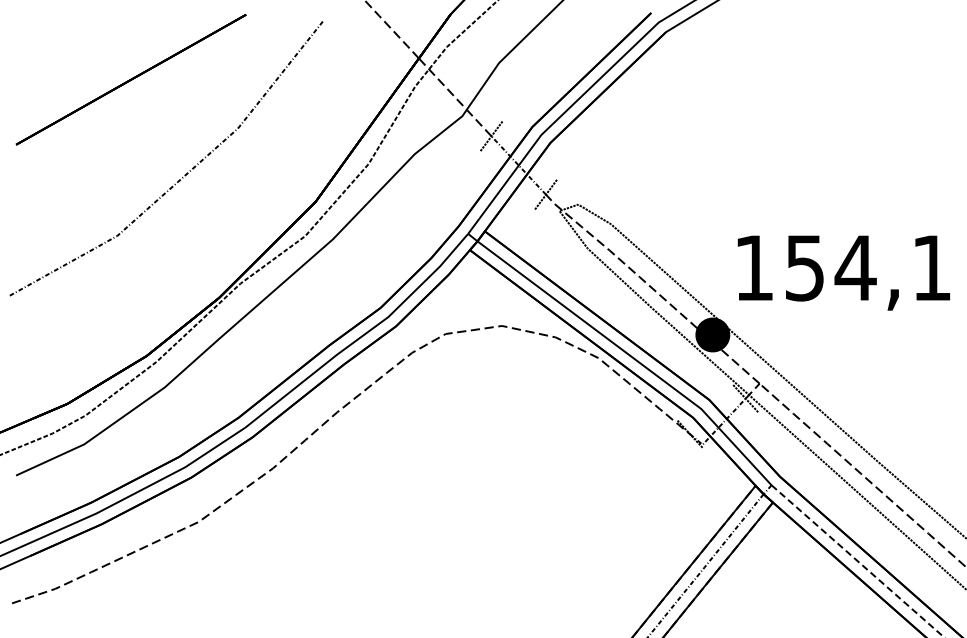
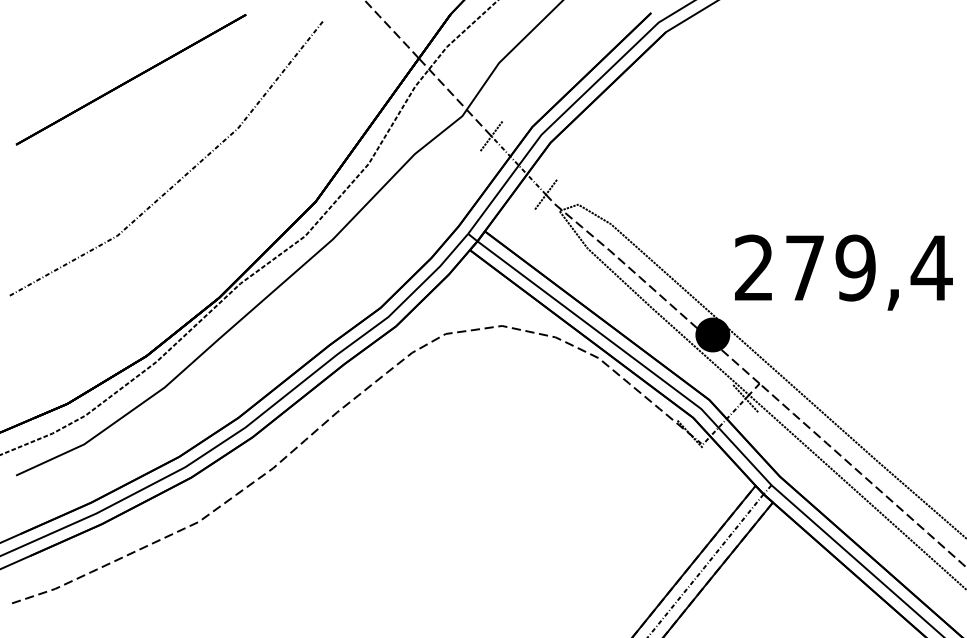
text: 154,1 -> 279,4 (843, 267)
line: dashed -> solid (858, 561)
